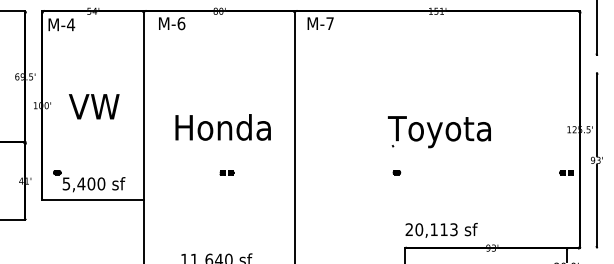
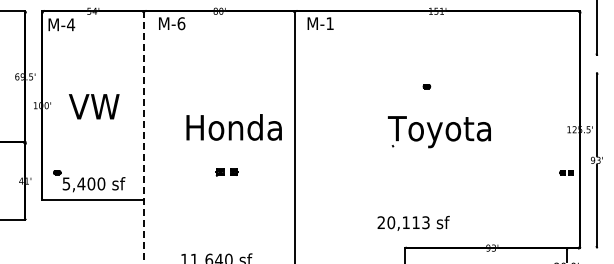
text: M-7 -> M-1 (329, 23)
text position: (222, 127) -> (233, 127) (233, 127)
line: solid -> dashed (144, 138)
part size: 16x6 px -> 24x9 px (226, 172)
part position: (396, 172) -> (426, 86) (426, 86)
text position: (441, 230) -> (413, 223) (413, 223)
